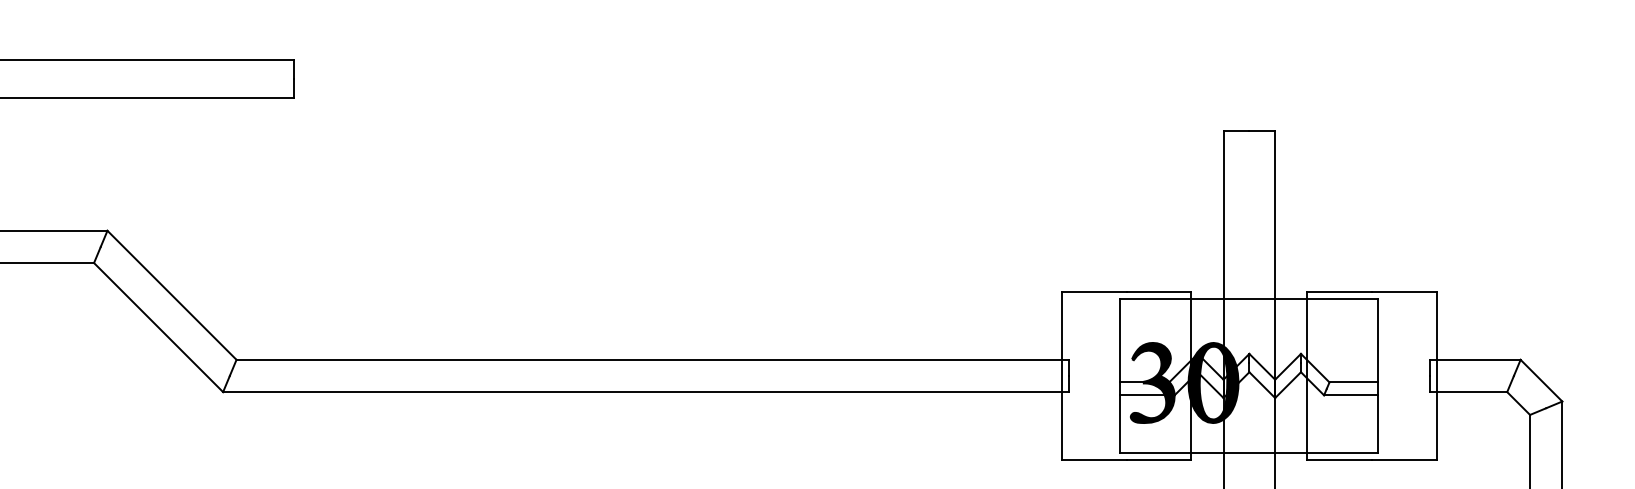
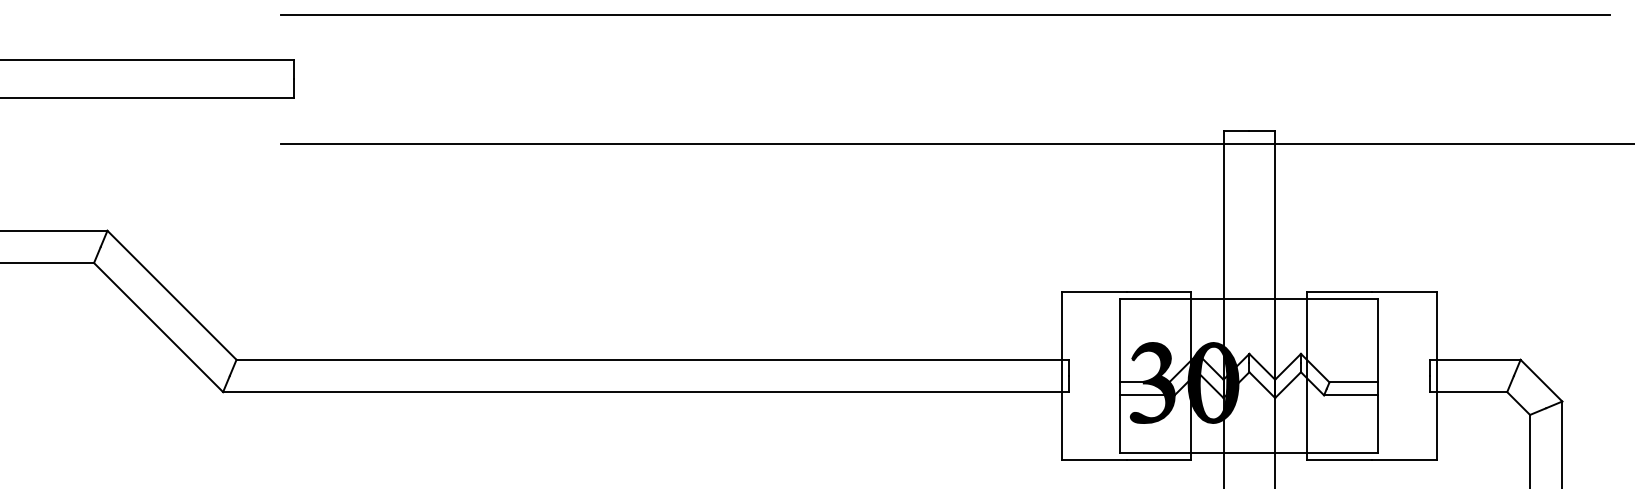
line: none -> present (945, 14)
line: none -> present (956, 143)
